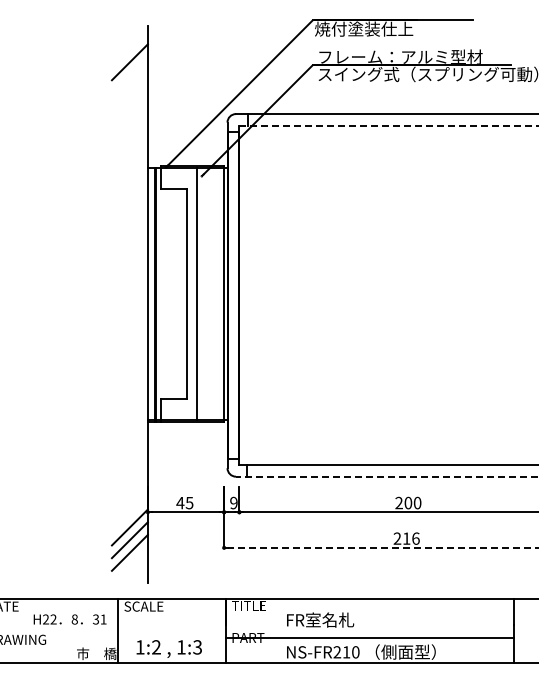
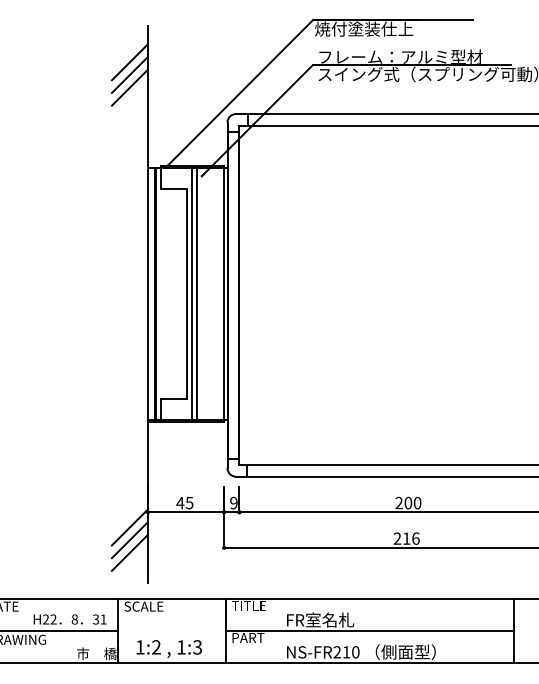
line: none -> present (129, 74)
line: none -> present (129, 87)
line: dashed -> solid (389, 125)
line: none -> present (191, 294)
line: dashed -> solid (386, 476)
line: dashed -> solid (383, 547)
line: none -> present (59, 631)
line position: (370, 638) -> (370, 631) (370, 631)
